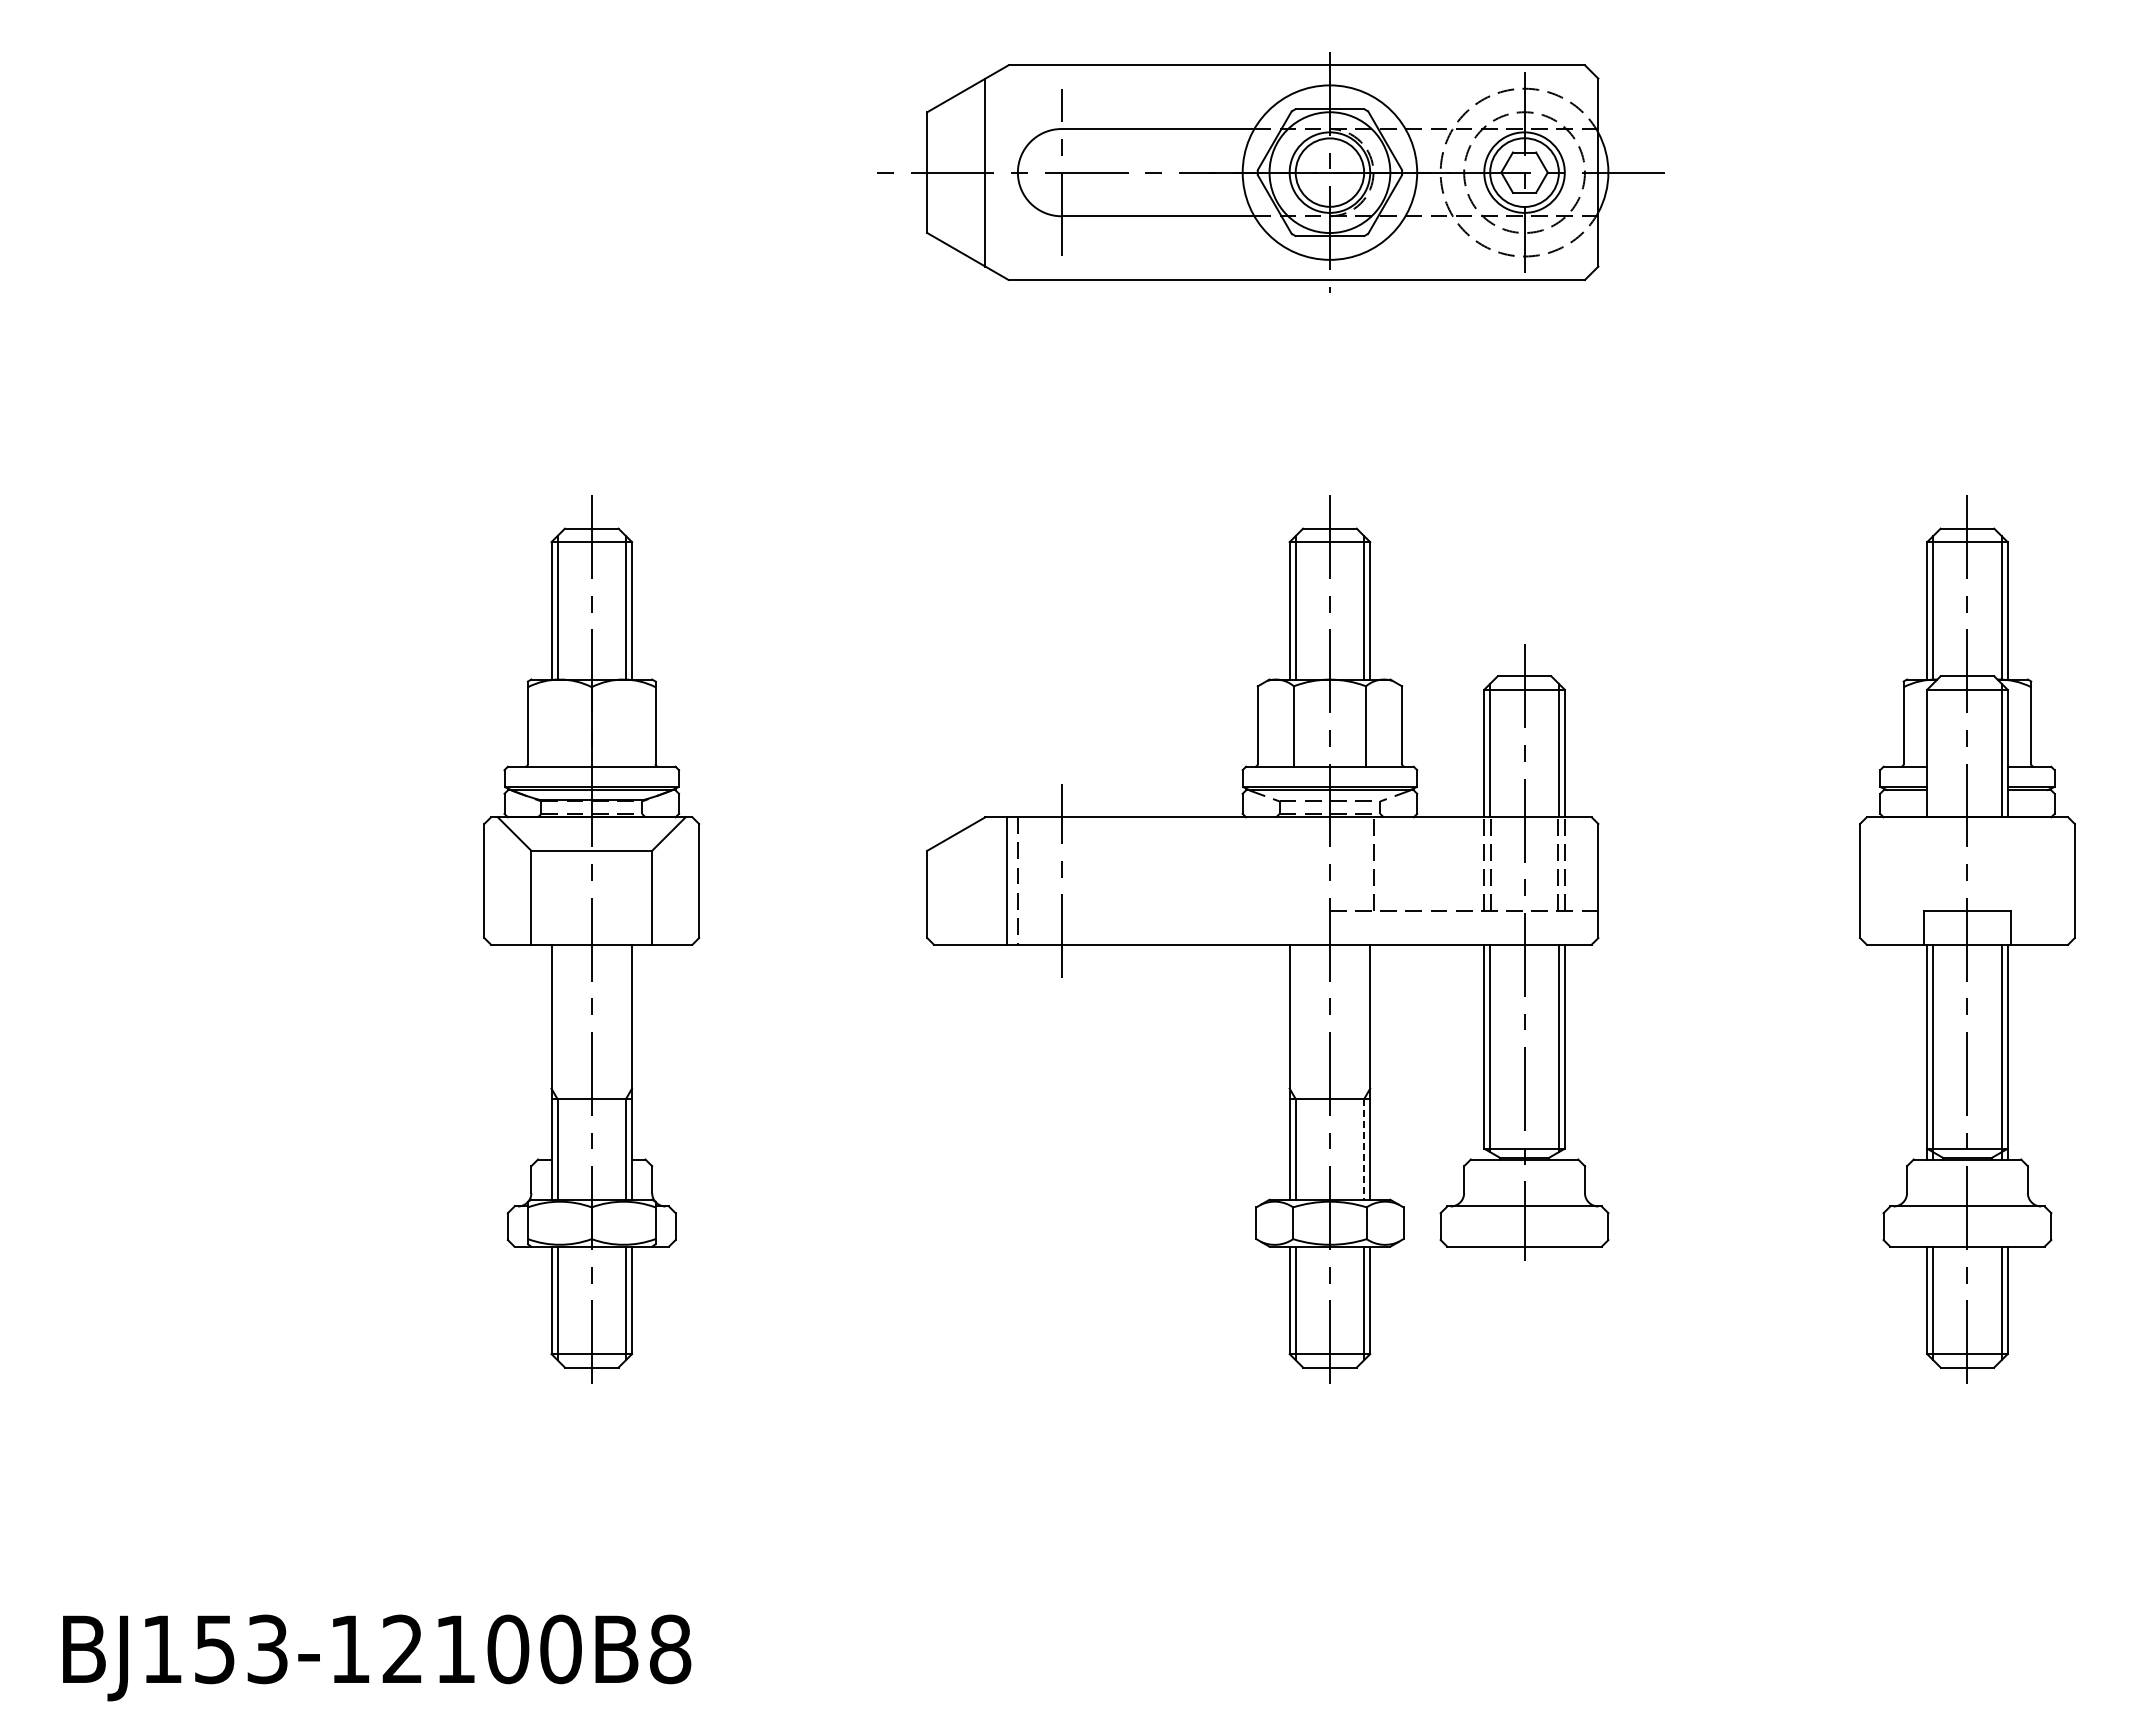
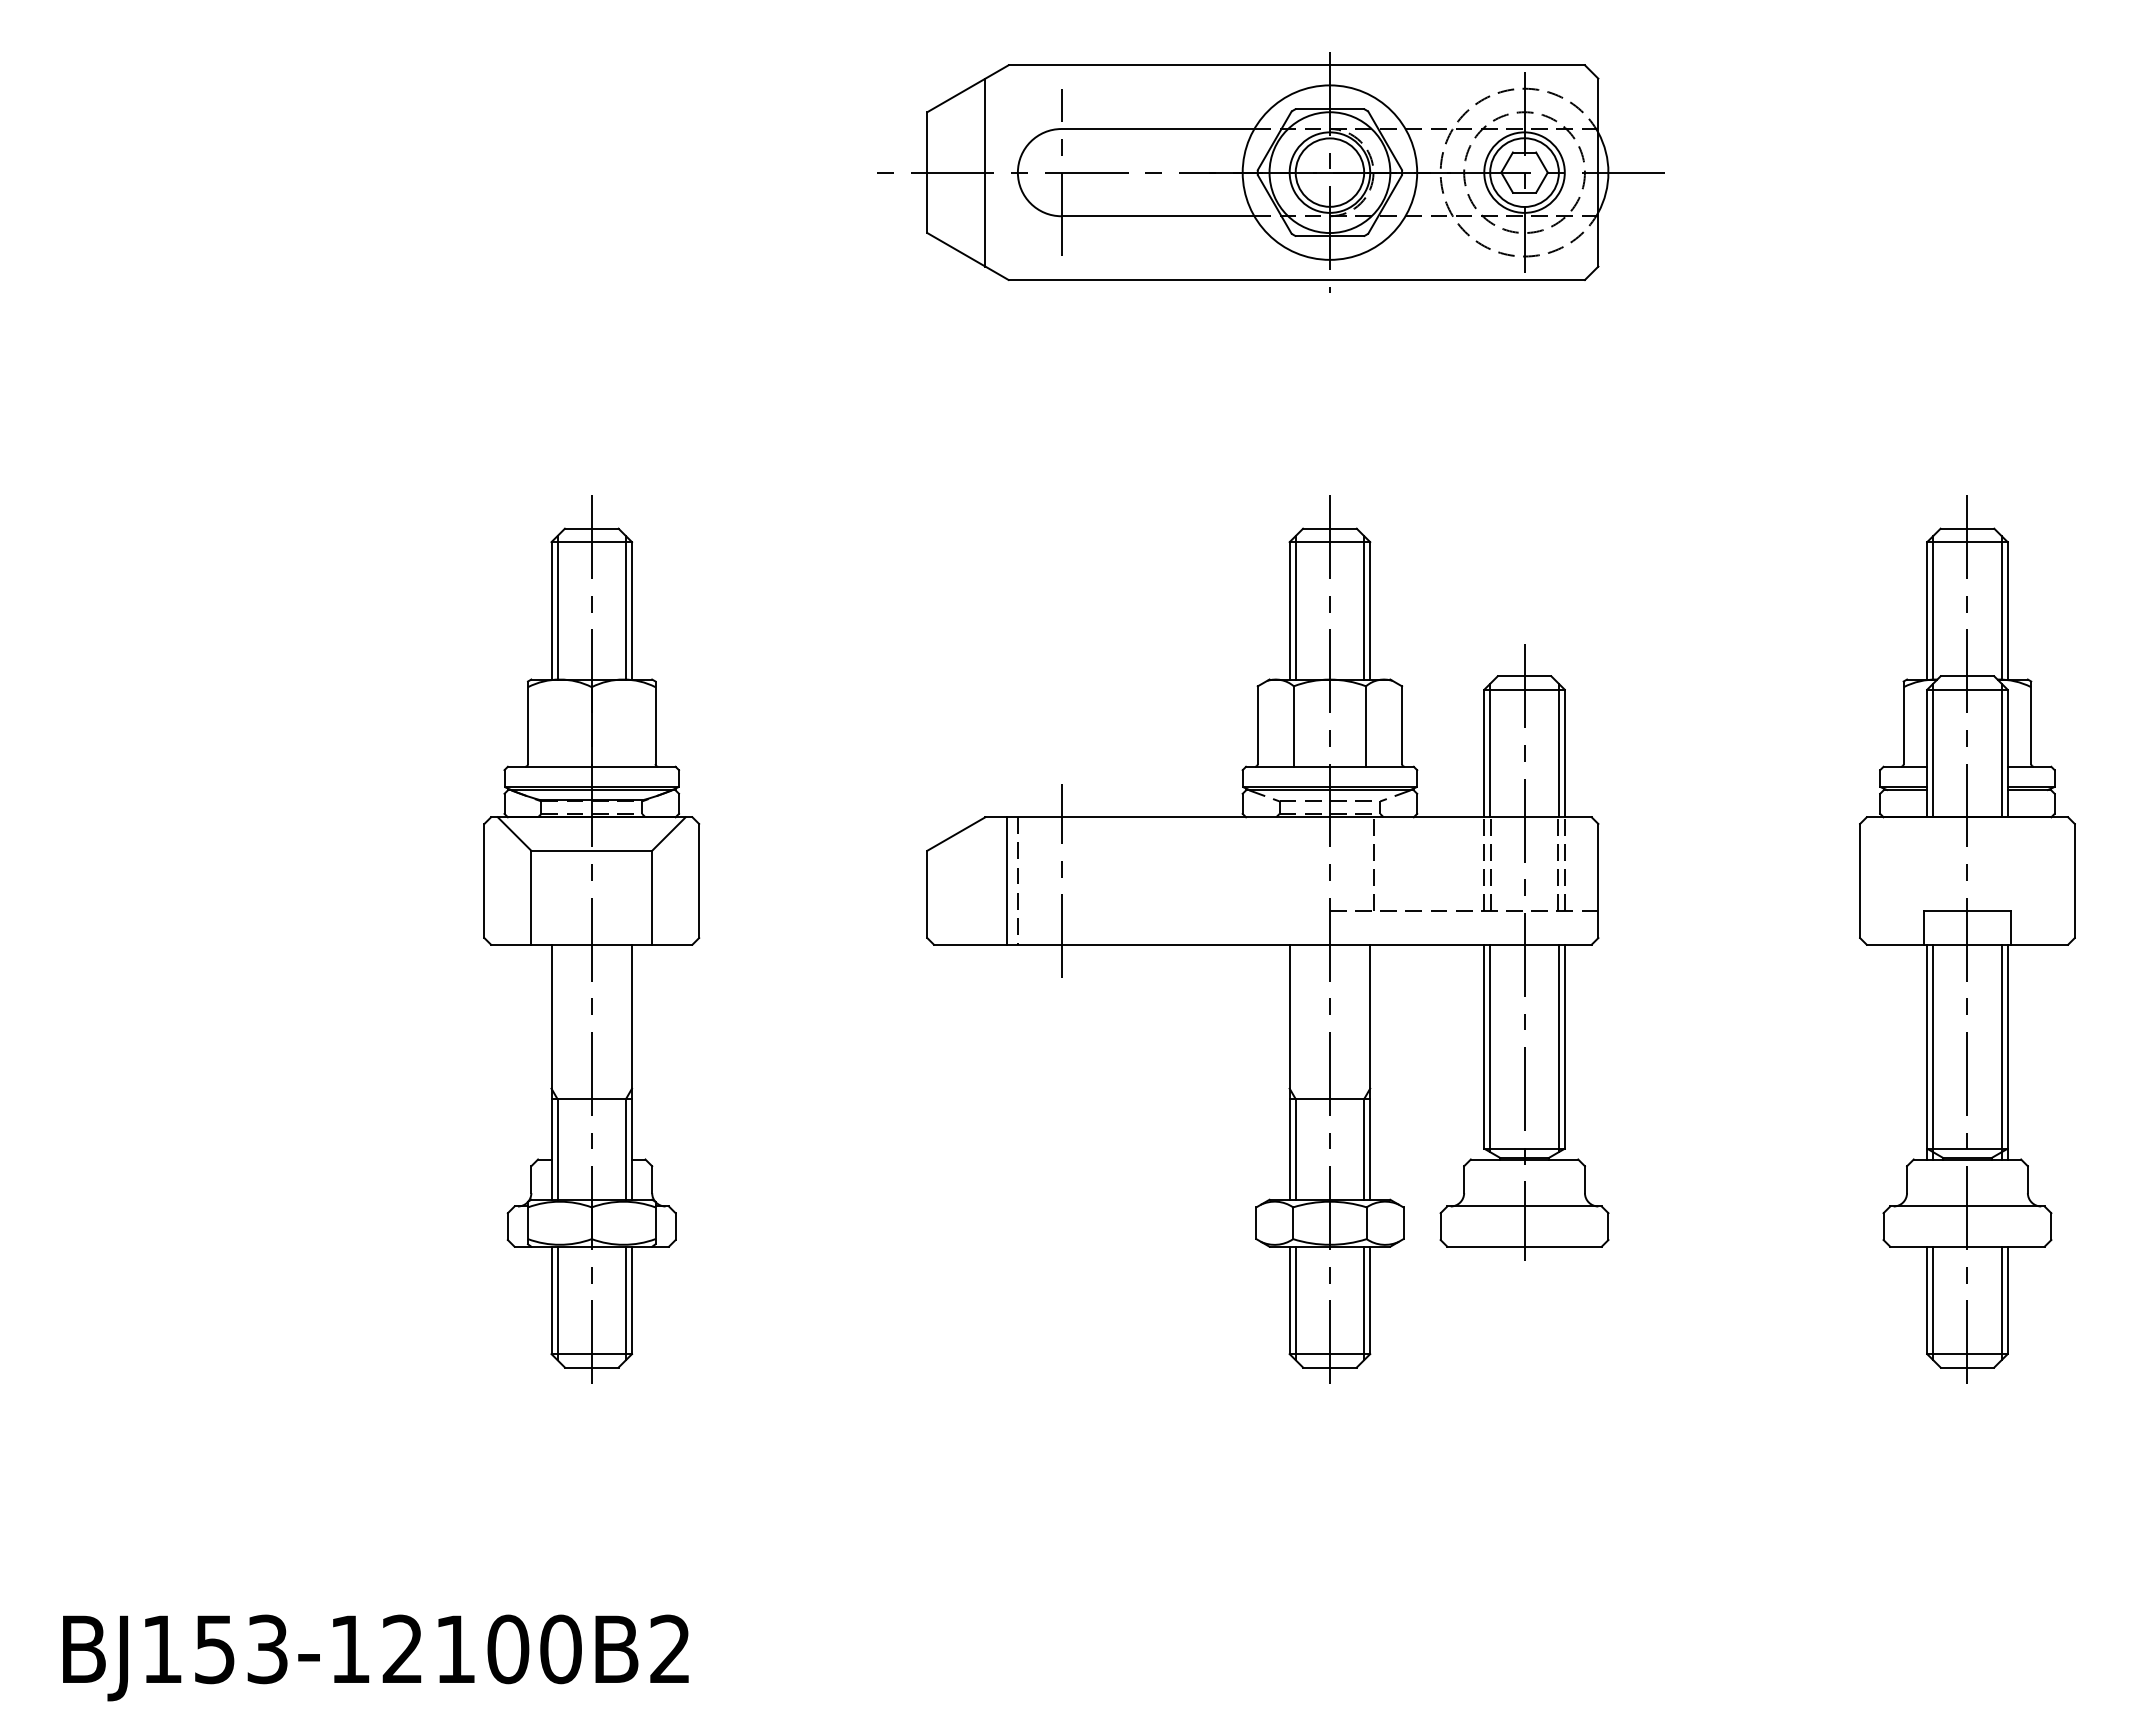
line: none -> present (1933, 750)
line: dashed -> solid (1364, 1149)
text: BJ153-12100B8 -> BJ153-12100B2 (670, 1649)
